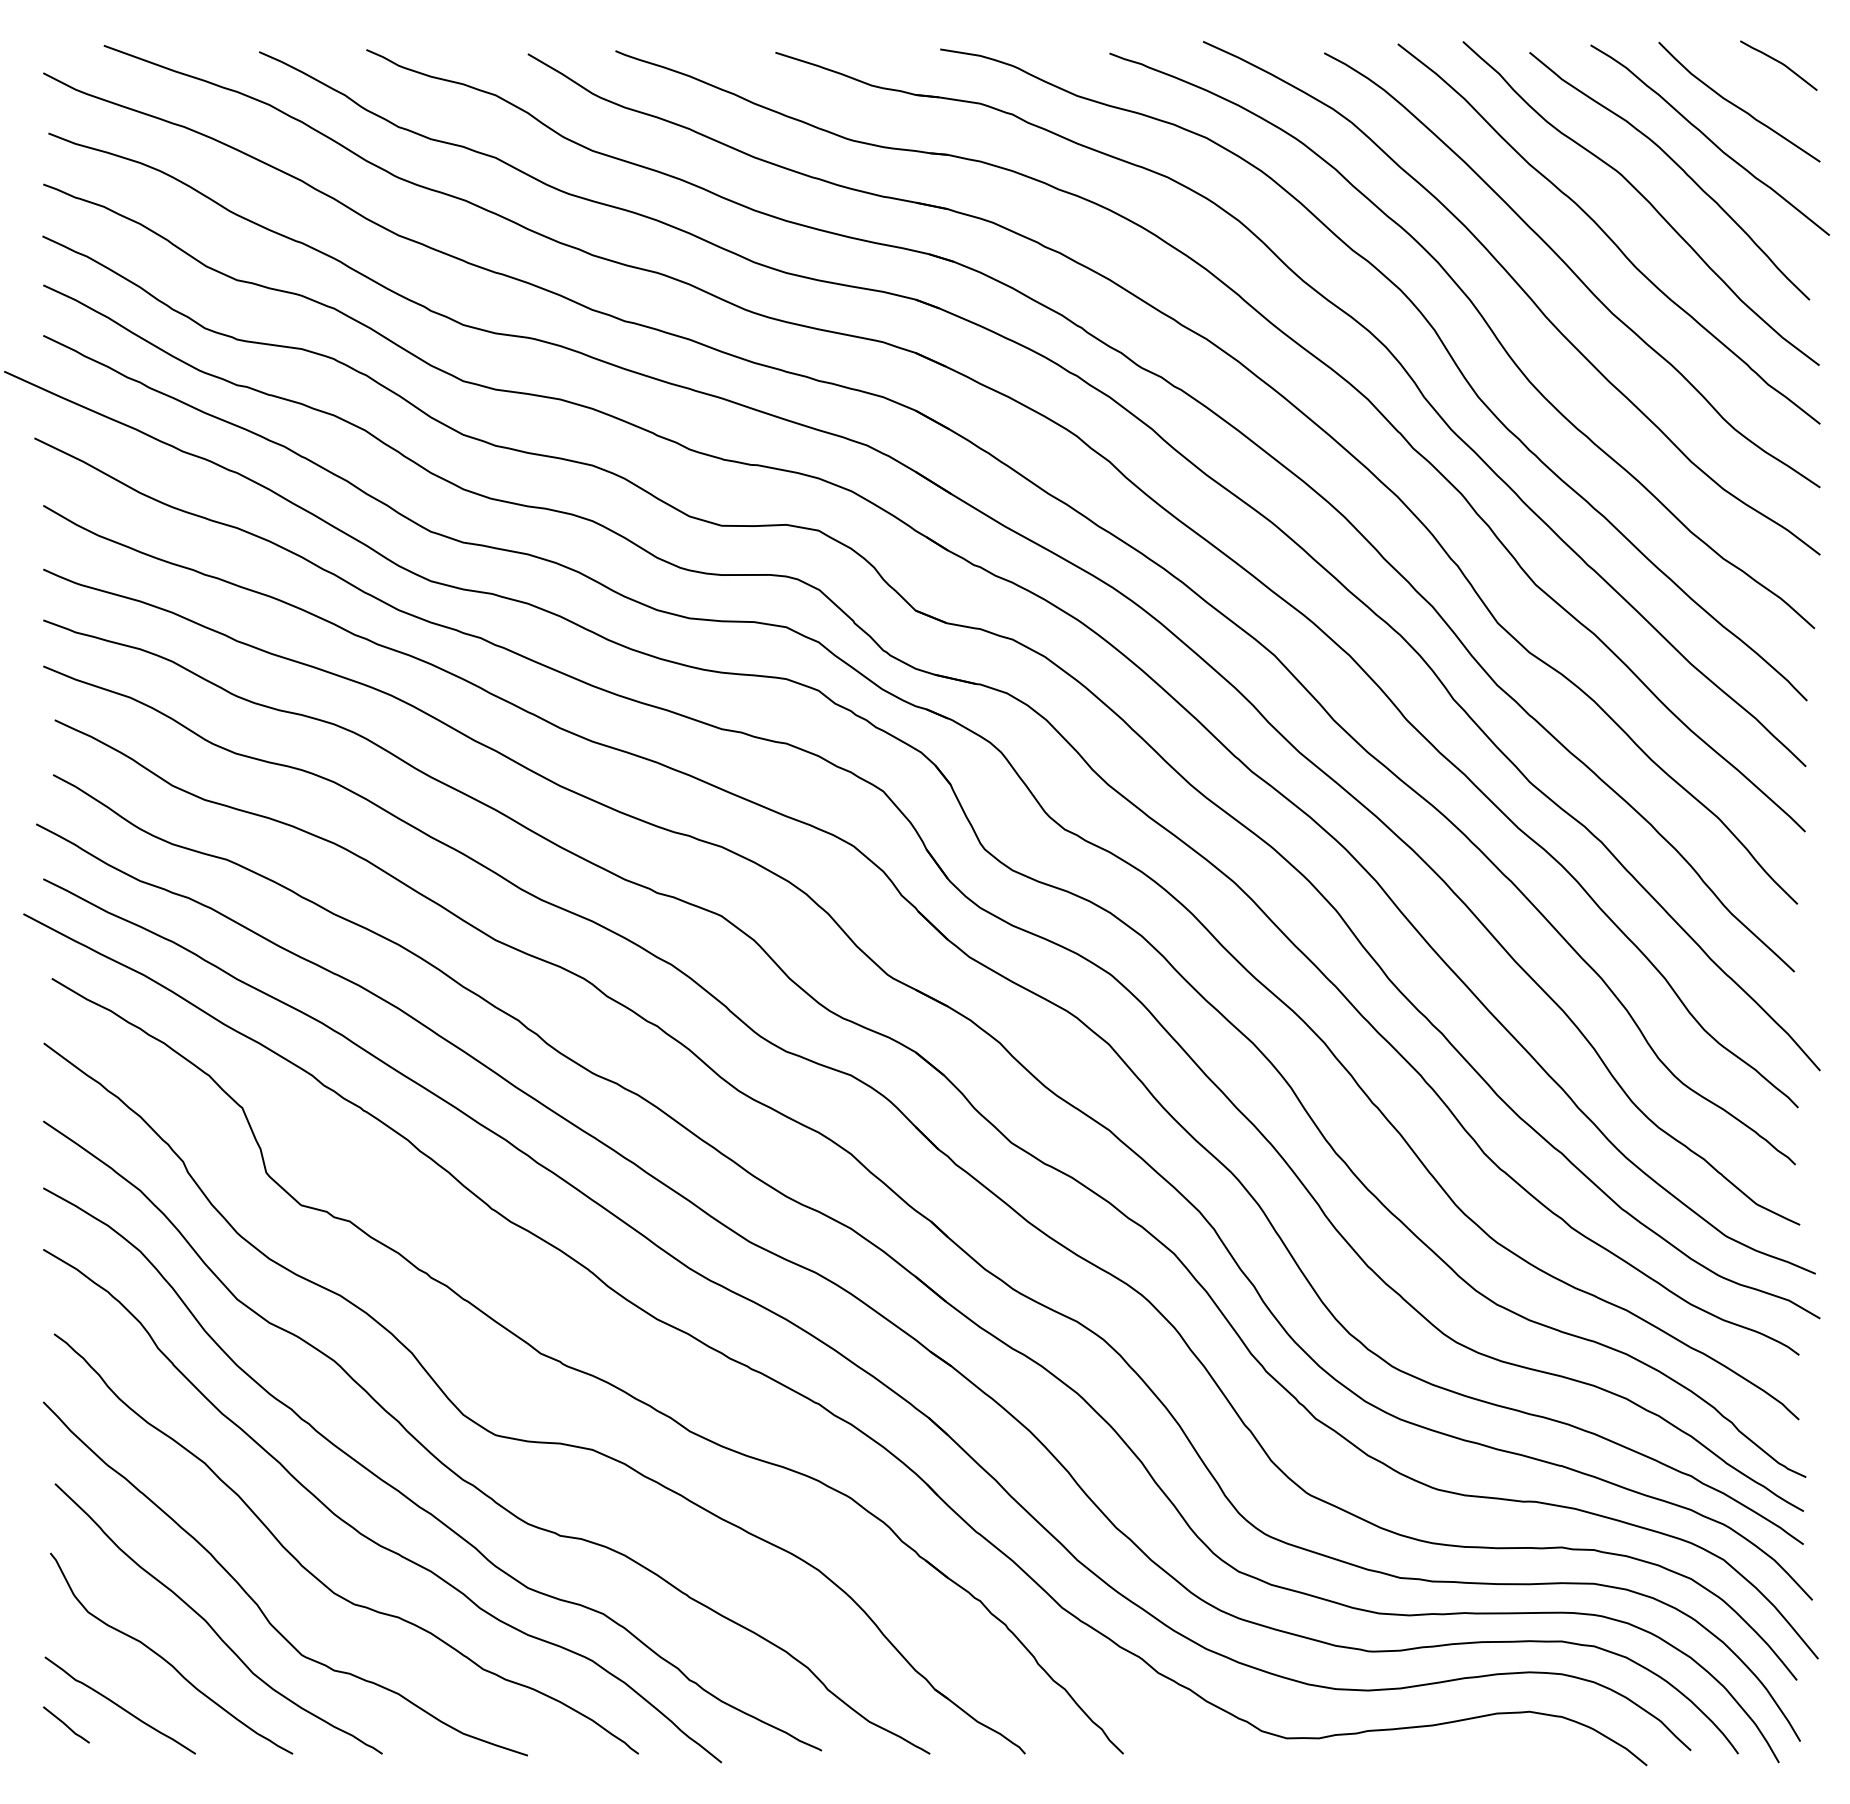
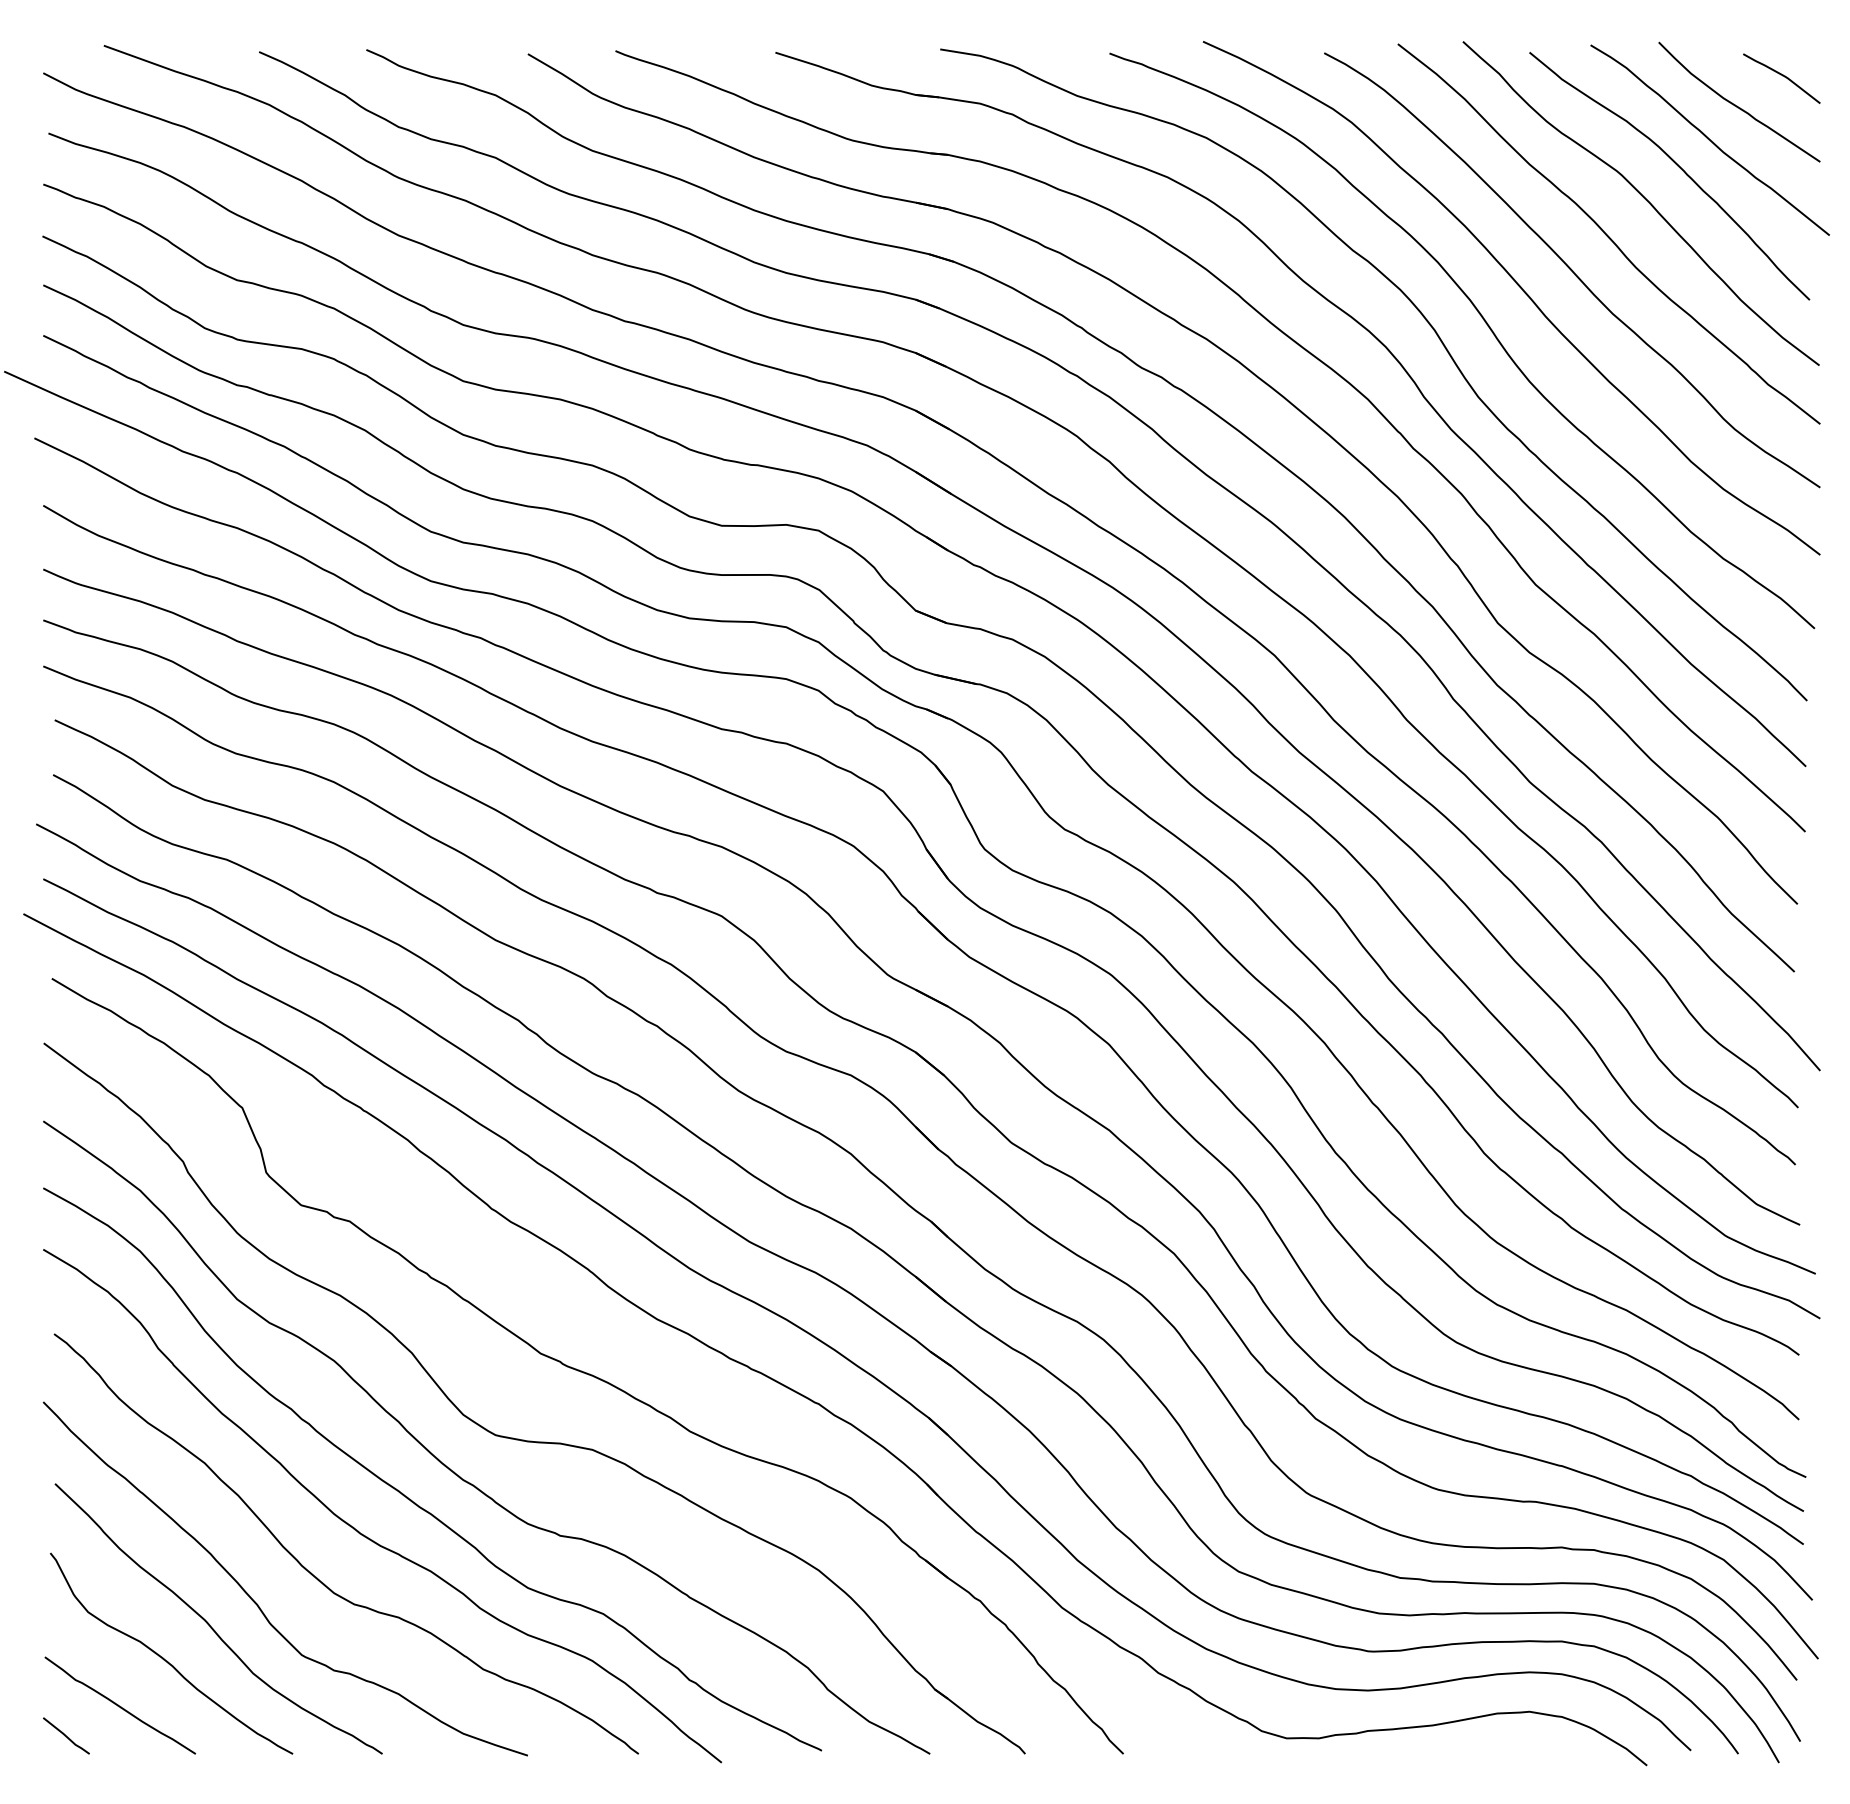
curve position: (1779, 63) -> (1782, 76) (1782, 76)
line position: (66, 1724) -> (66, 1735) (66, 1735)
